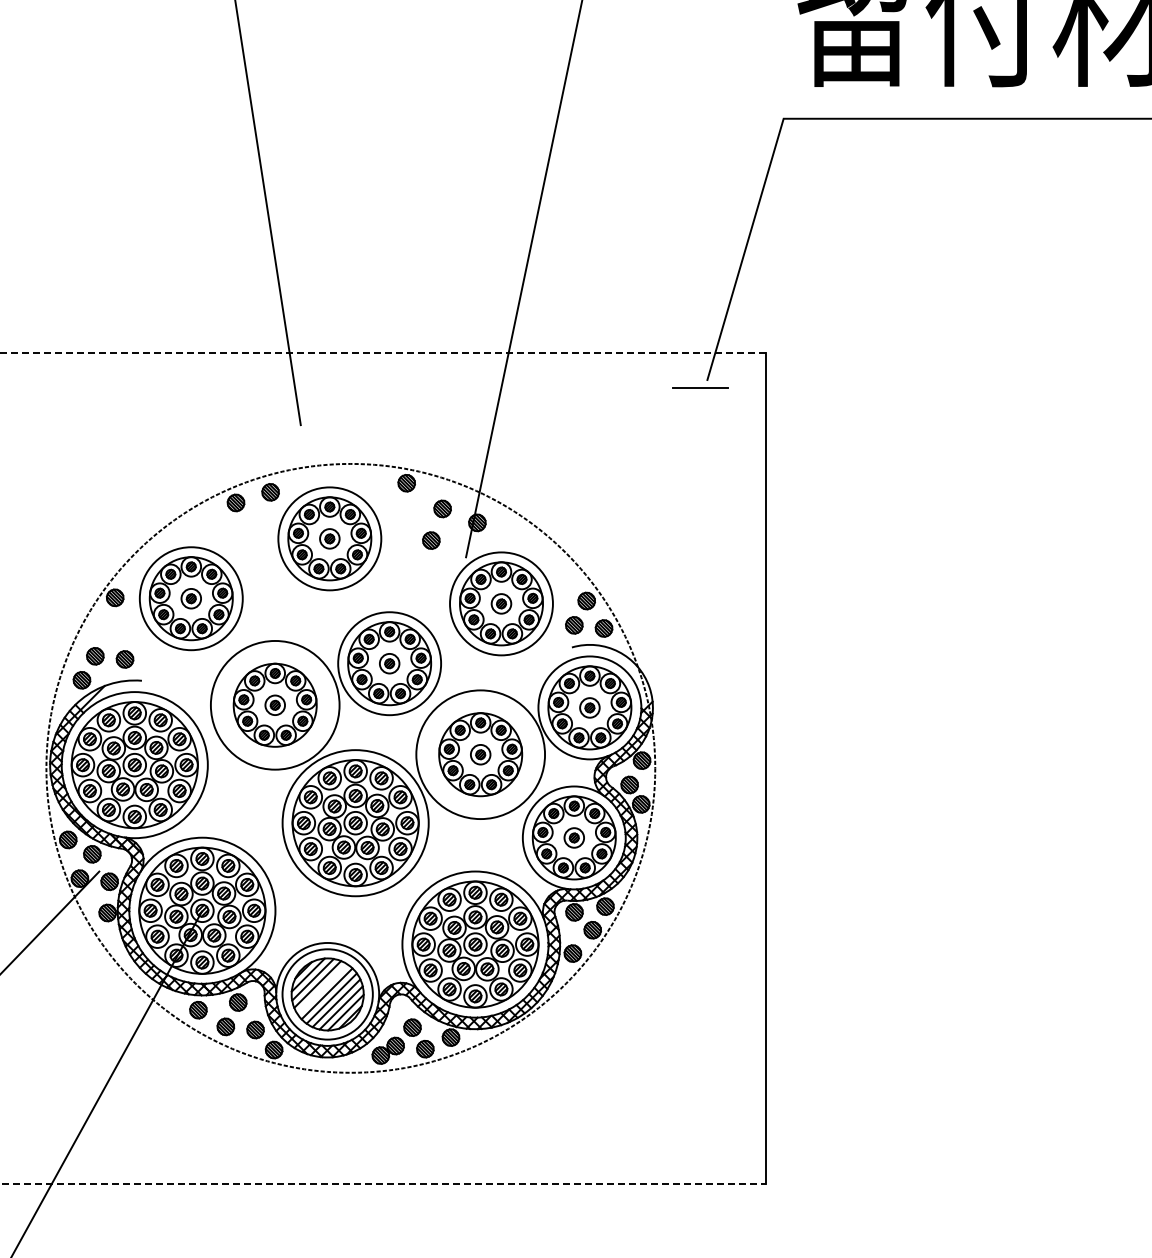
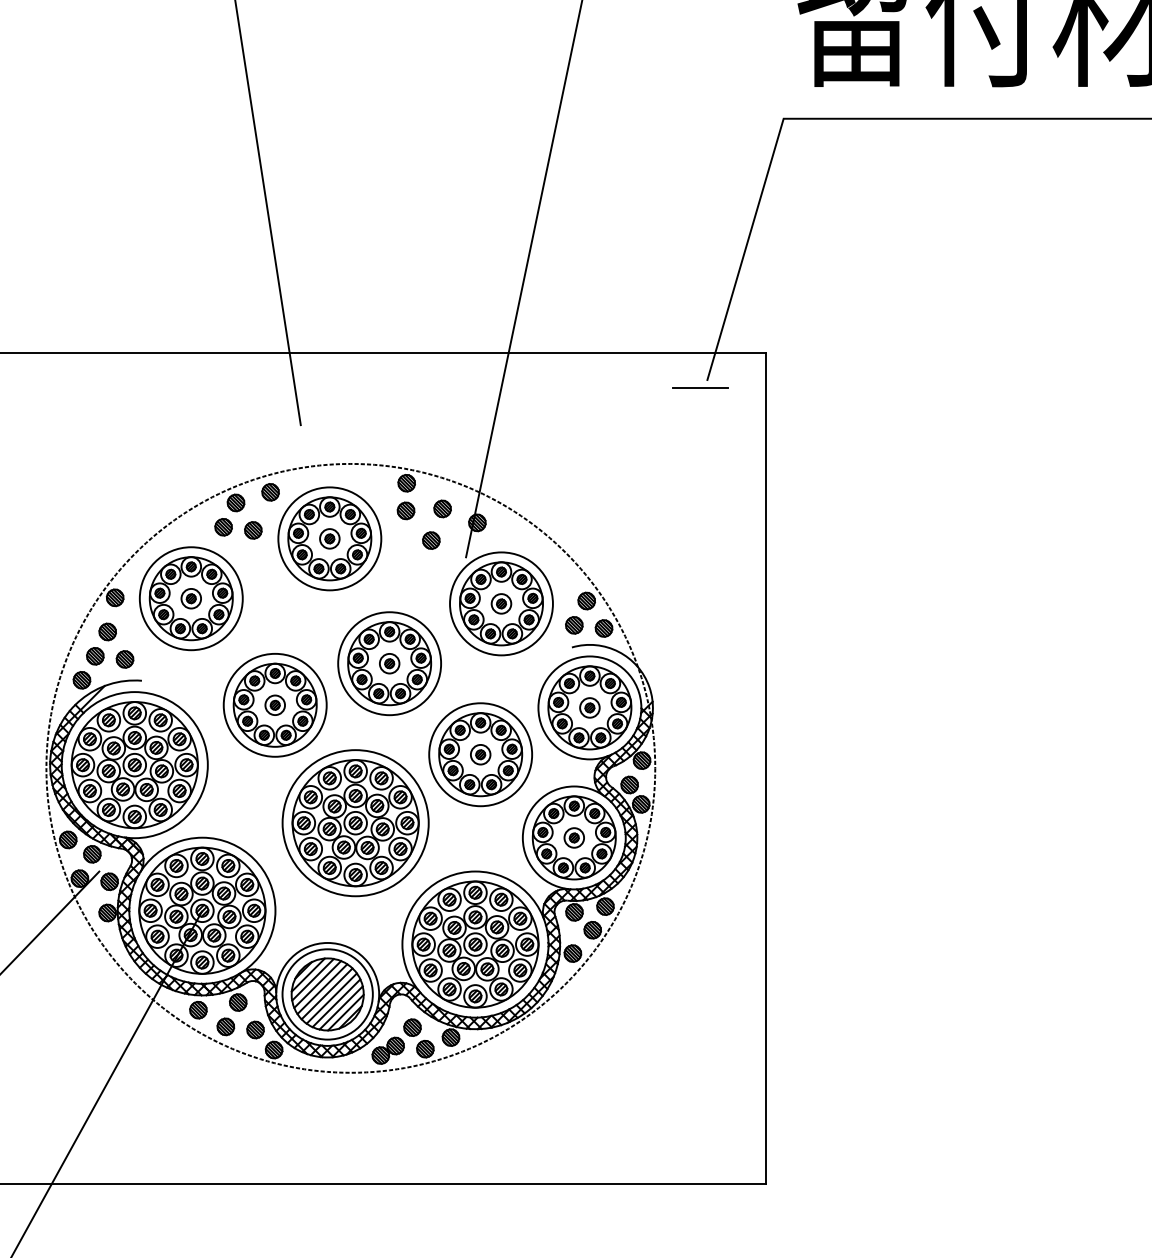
line: dashed -> solid (383, 353)
part: none -> present (405, 510)
part: none -> present (223, 527)
part: none -> present (253, 530)
part: none -> present (107, 631)
circle diameter: 129 px -> 103 px (274, 704)
circle diameter: 129 px -> 103 px (480, 754)
line: none -> present (322, 989)
line: dashed -> solid (383, 1183)
